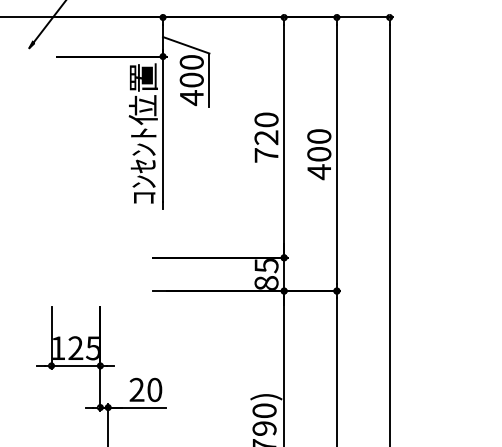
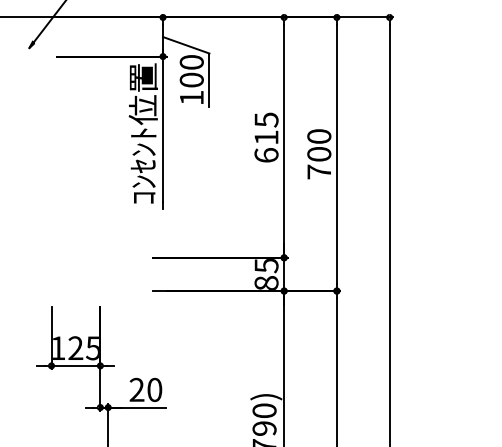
text: 400 -> 100 (191, 98)
text: 720 -> 615 (266, 137)
text: 400 -> 700 (318, 172)
